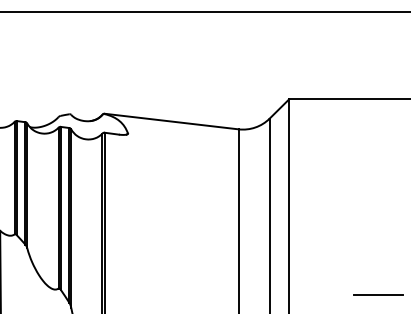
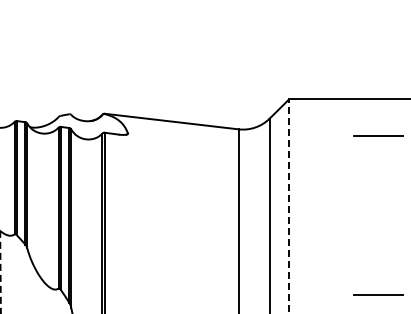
line: present -> none (204, 12)
line: none -> present (378, 135)
line: solid -> dashed (289, 206)
line: solid -> dashed (0, 272)
